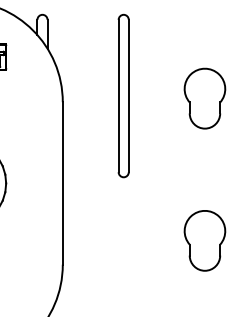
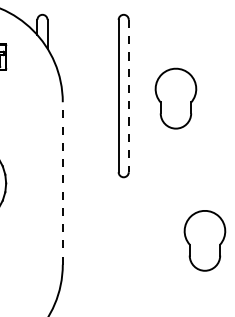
line: solid -> dashed (128, 96)
part position: (204, 98) -> (175, 98) (175, 98)
line: solid -> dashed (62, 182)
